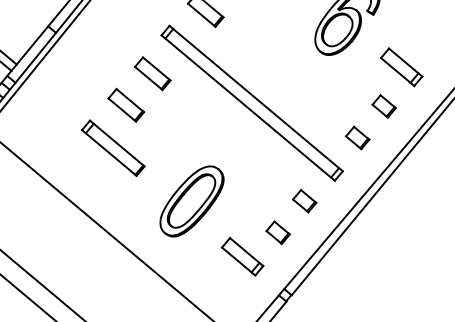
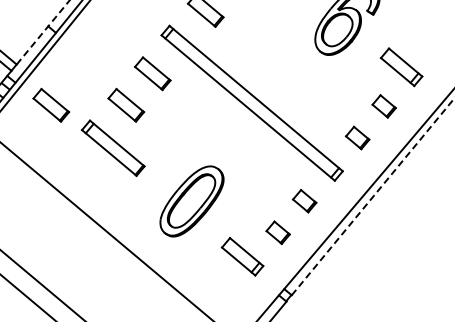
line: solid -> dashed (43, 32)
part: none -> present (51, 104)
line: solid -> dashed (373, 196)
